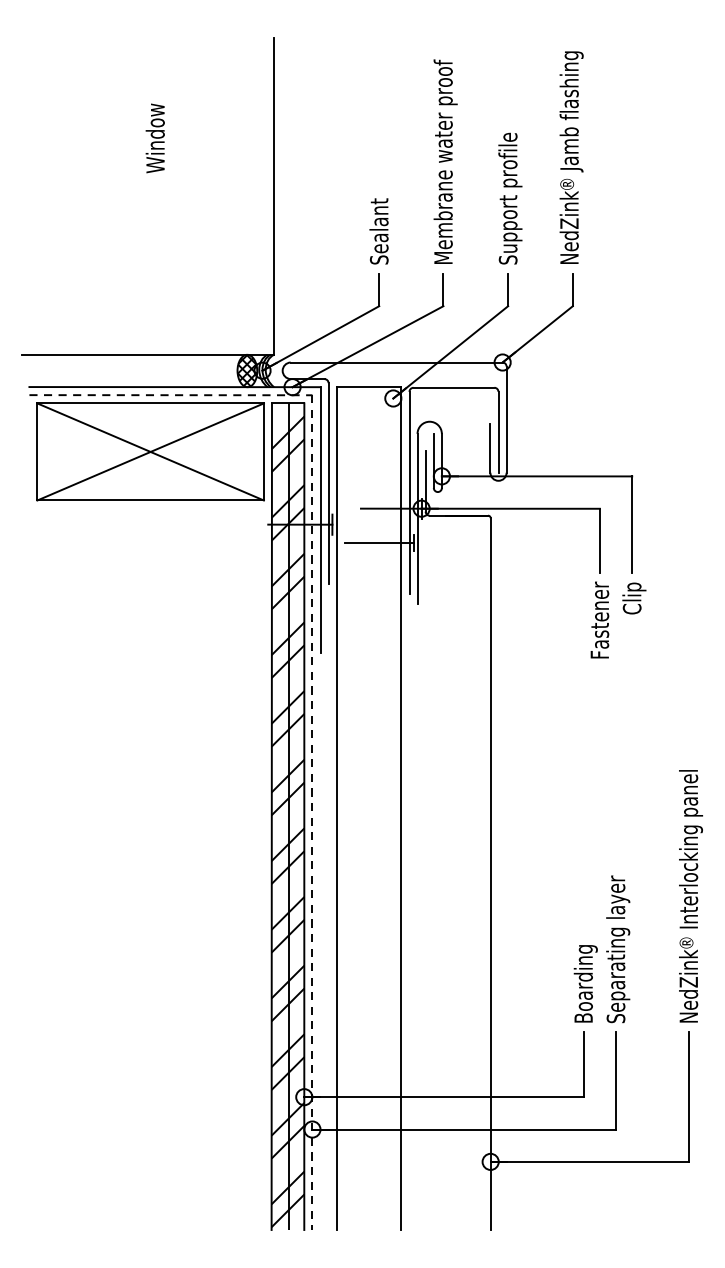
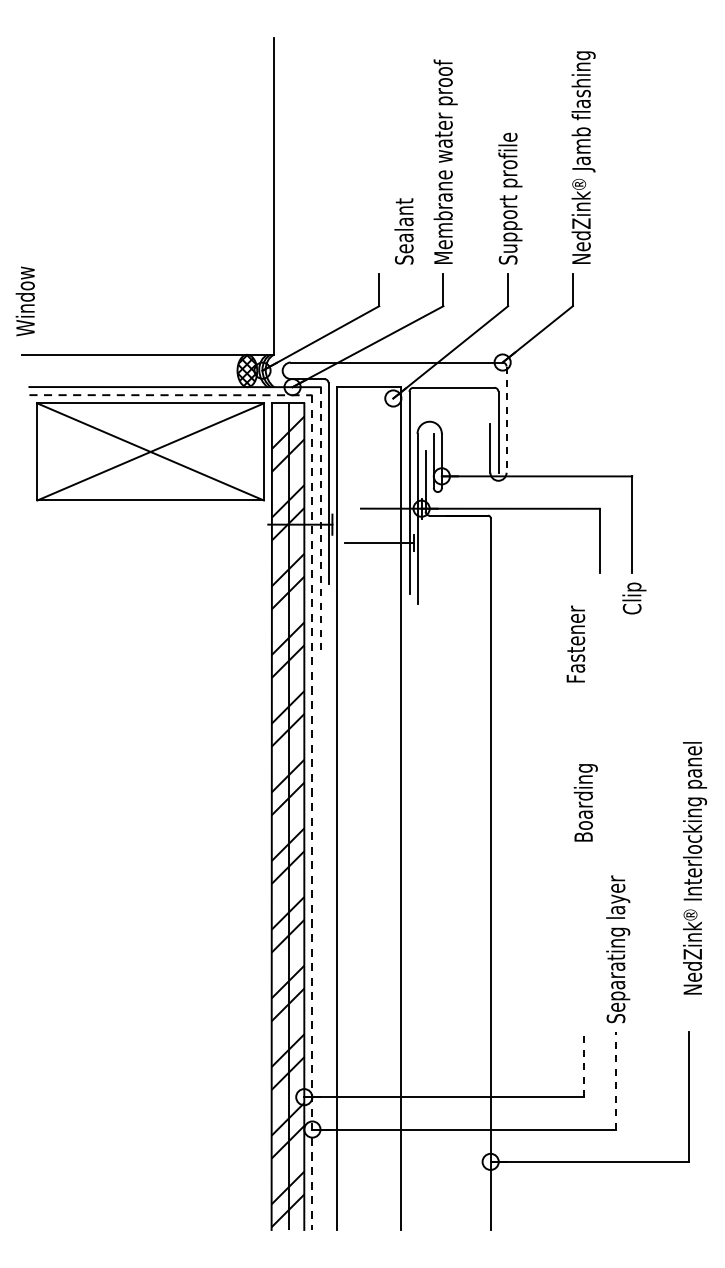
text position: (154, 138) -> (24, 301) (24, 301)
text position: (571, 157) -> (583, 157) (583, 157)
text position: (378, 231) -> (403, 231) (403, 231)
line: solid -> dashed (506, 420)
line: solid -> dashed (320, 520)
text position: (599, 619) -> (575, 643) (575, 643)
text position: (690, 896) -> (694, 868) (694, 868)
text position: (585, 983) -> (585, 802) (585, 802)
line: solid -> dashed (583, 1064)
line: solid -> dashed (616, 1081)
